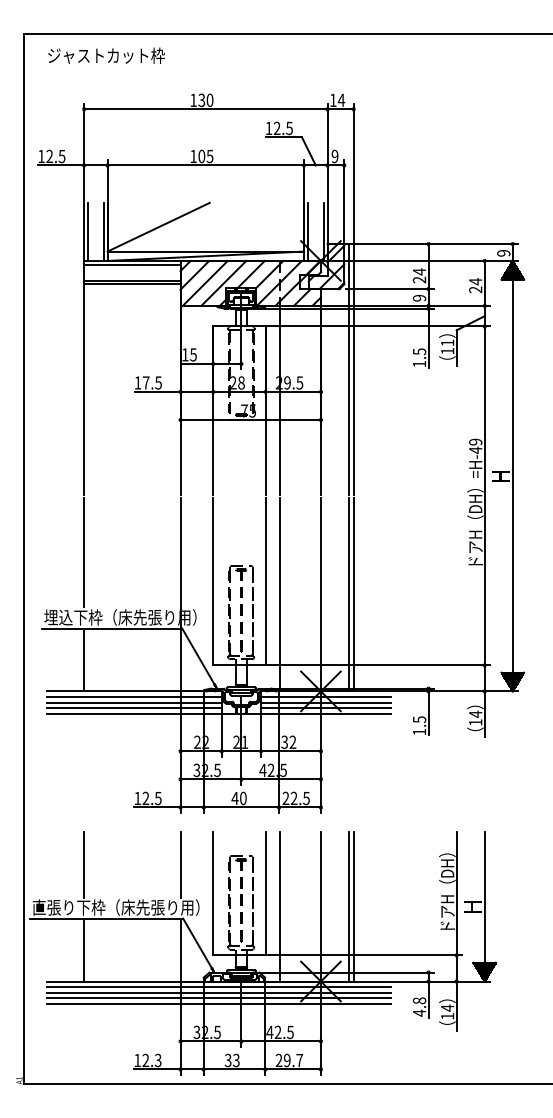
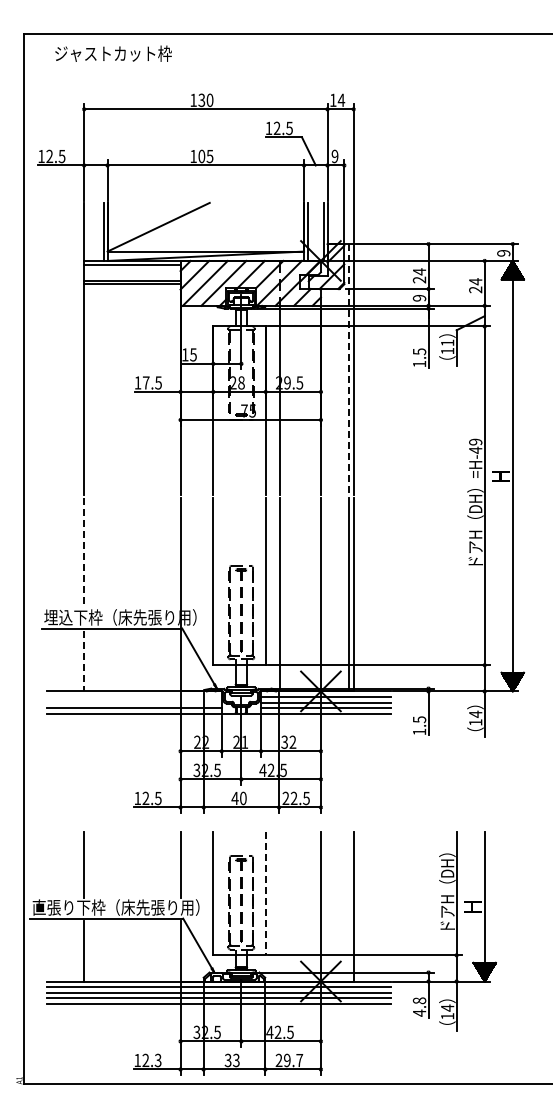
text position: (106, 55) -> (113, 53) (113, 53)
line: present -> none (87, 231)
line: solid -> dashed (349, 369)
line: solid -> dashed (84, 553)
line: solid -> dashed (84, 661)
line: present -> none (133, 697)
line: present -> none (133, 702)
line: solid -> dashed (265, 893)
line: present -> none (279, 906)
line: present -> none (349, 906)
